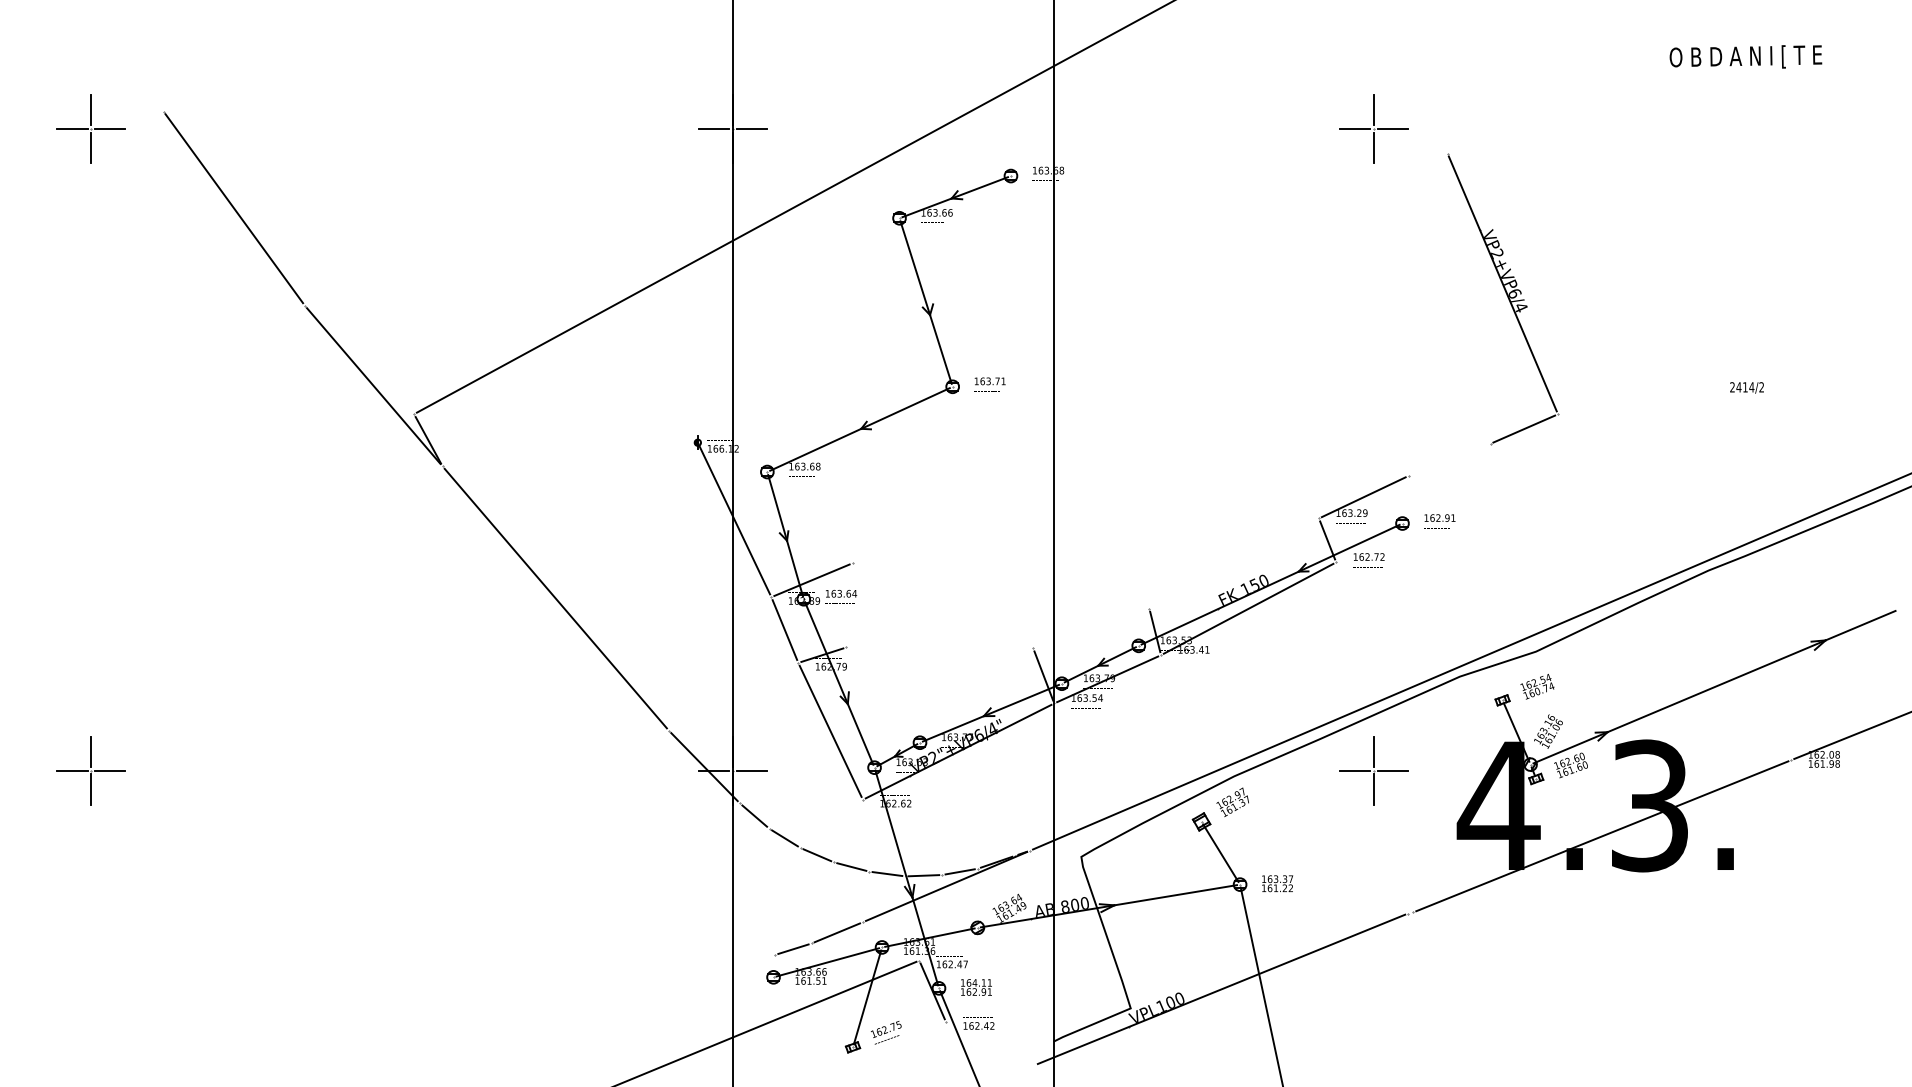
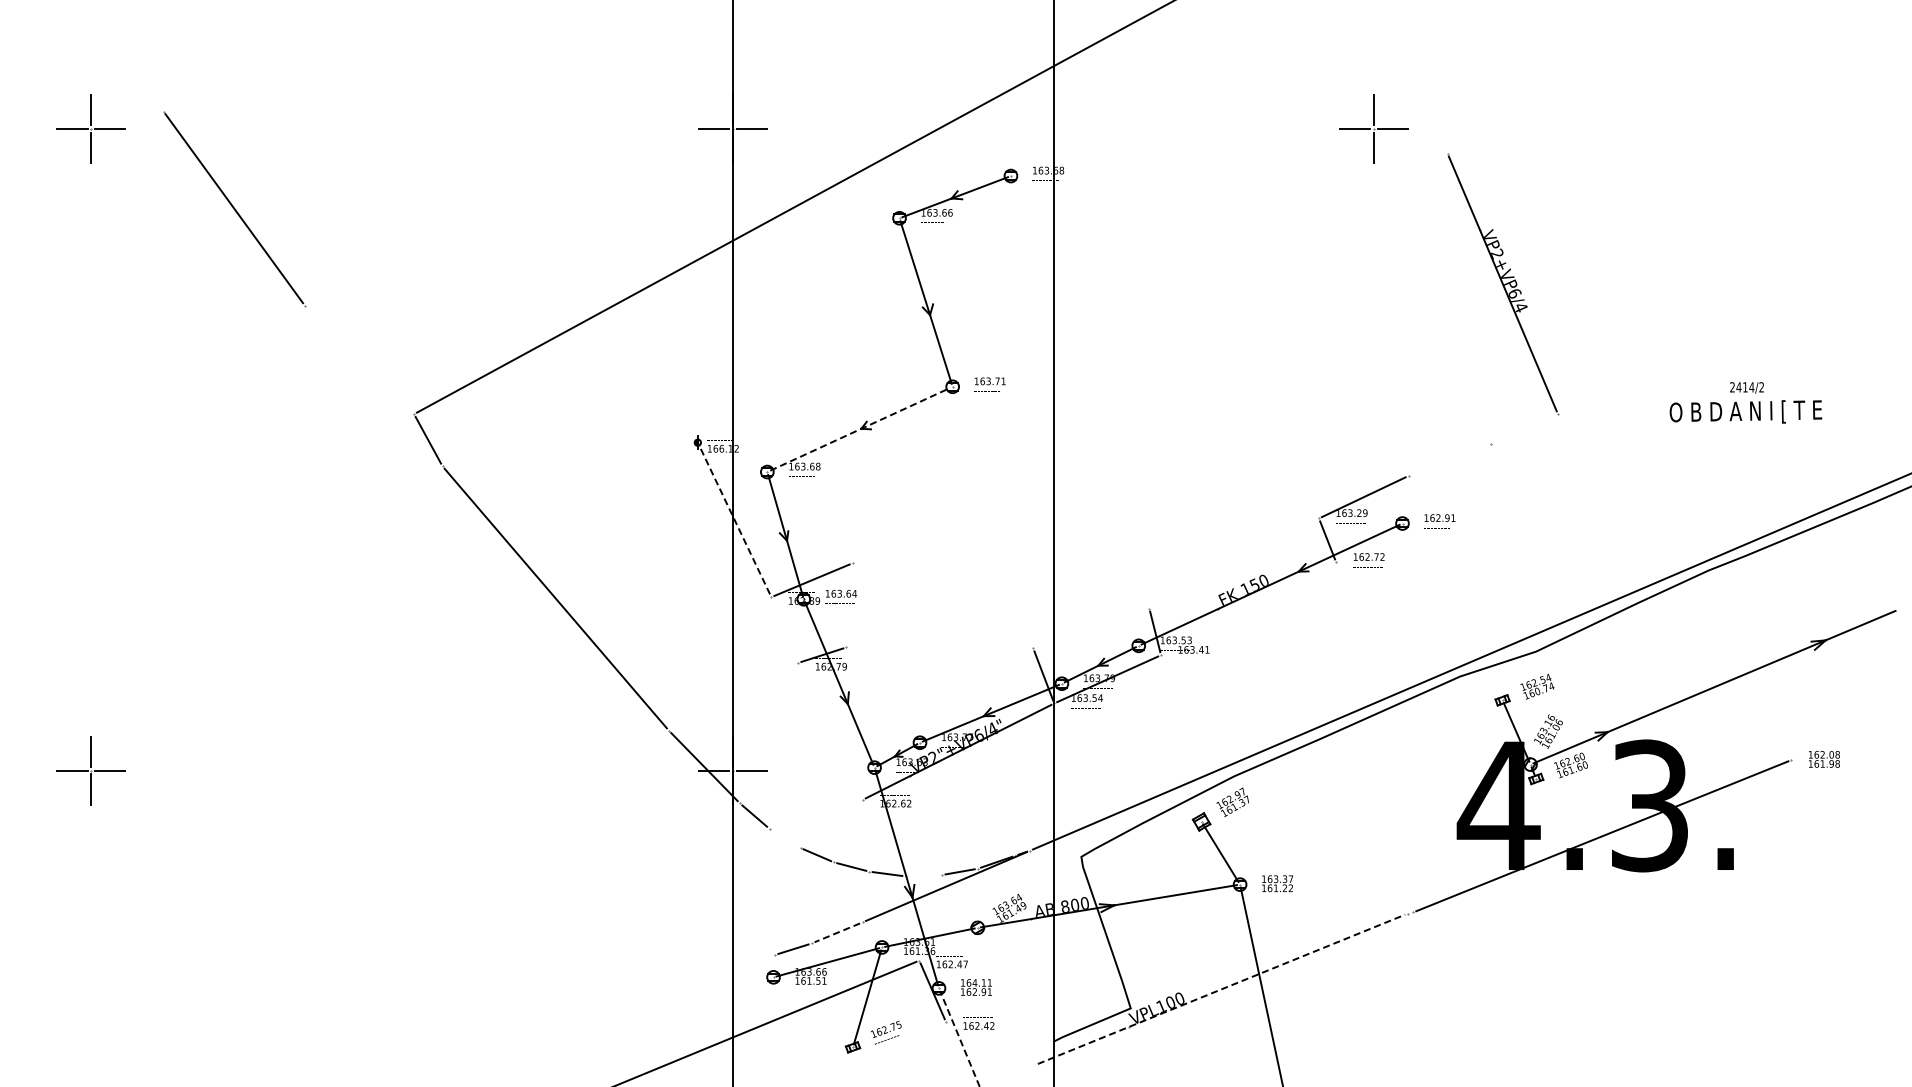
text position: (1745, 56) -> (1745, 411) (1745, 411)
line: present -> none (373, 385)
line: present -> none (1524, 428)
line: solid -> dashed (860, 429)
line: solid -> dashed (734, 519)
line: present -> none (1248, 608)
line: present -> none (784, 629)
line: present -> none (830, 730)
line: present -> none (1851, 735)
part: present -> none (1373, 770)
line: present -> none (784, 838)
line: present -> none (923, 875)
line: solid -> dashed (837, 932)
line: solid -> dashed (1222, 989)
line: solid -> dashed (959, 1038)
